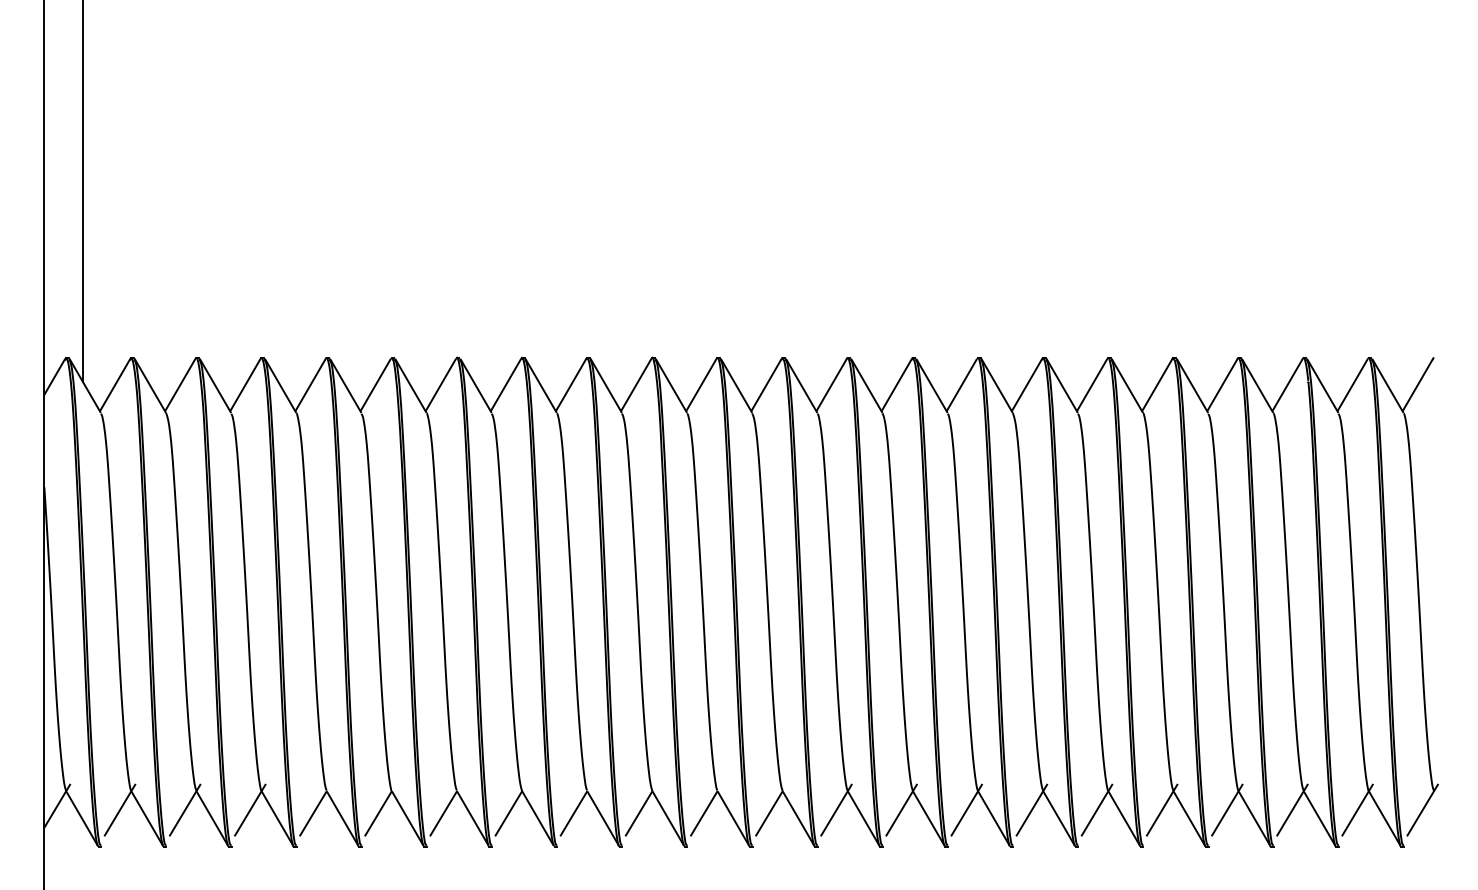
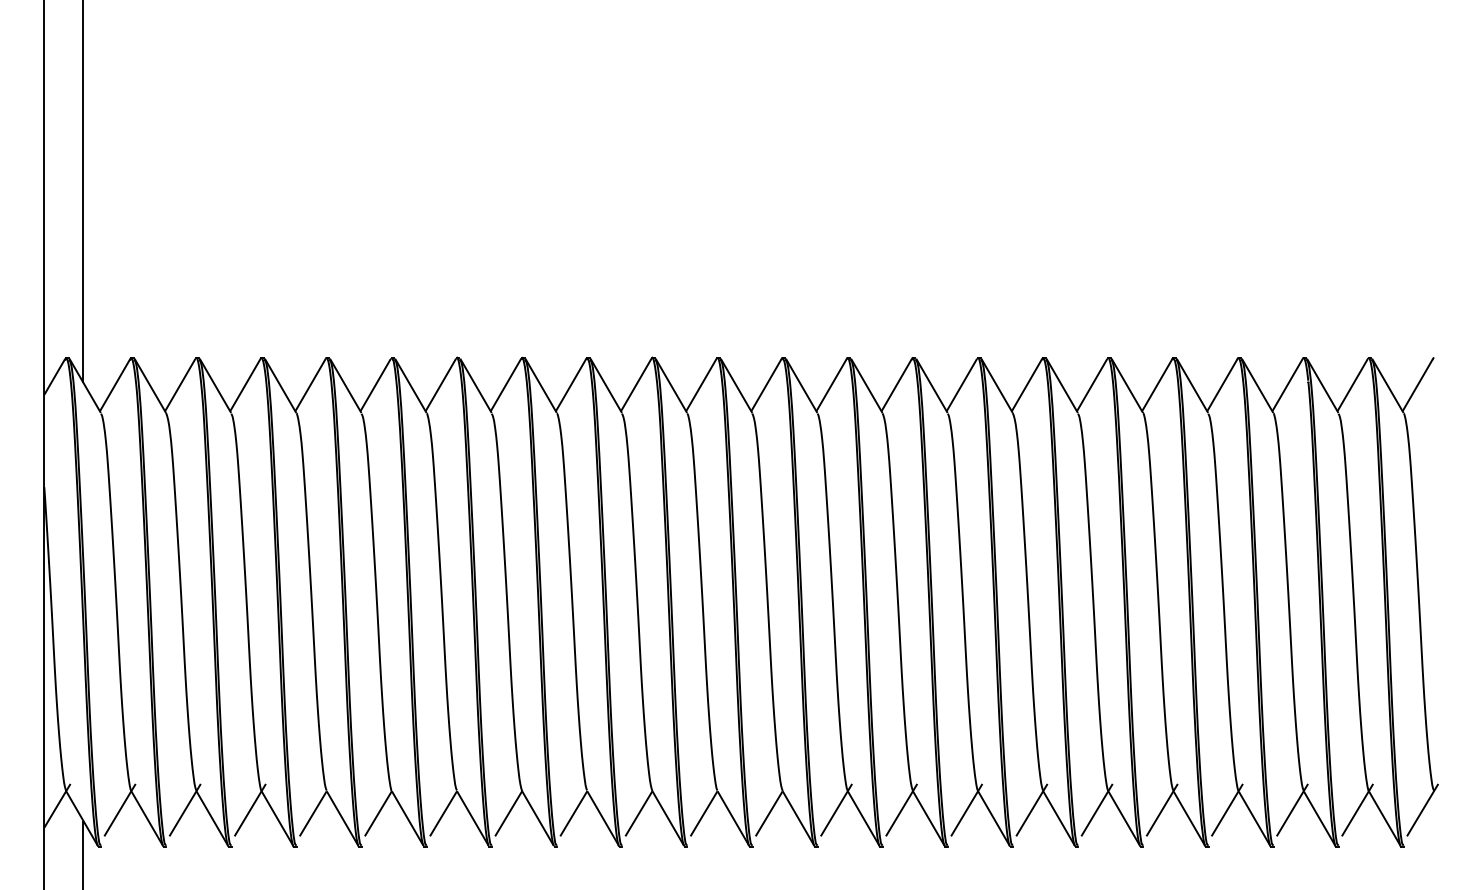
line: none -> present (83, 853)
